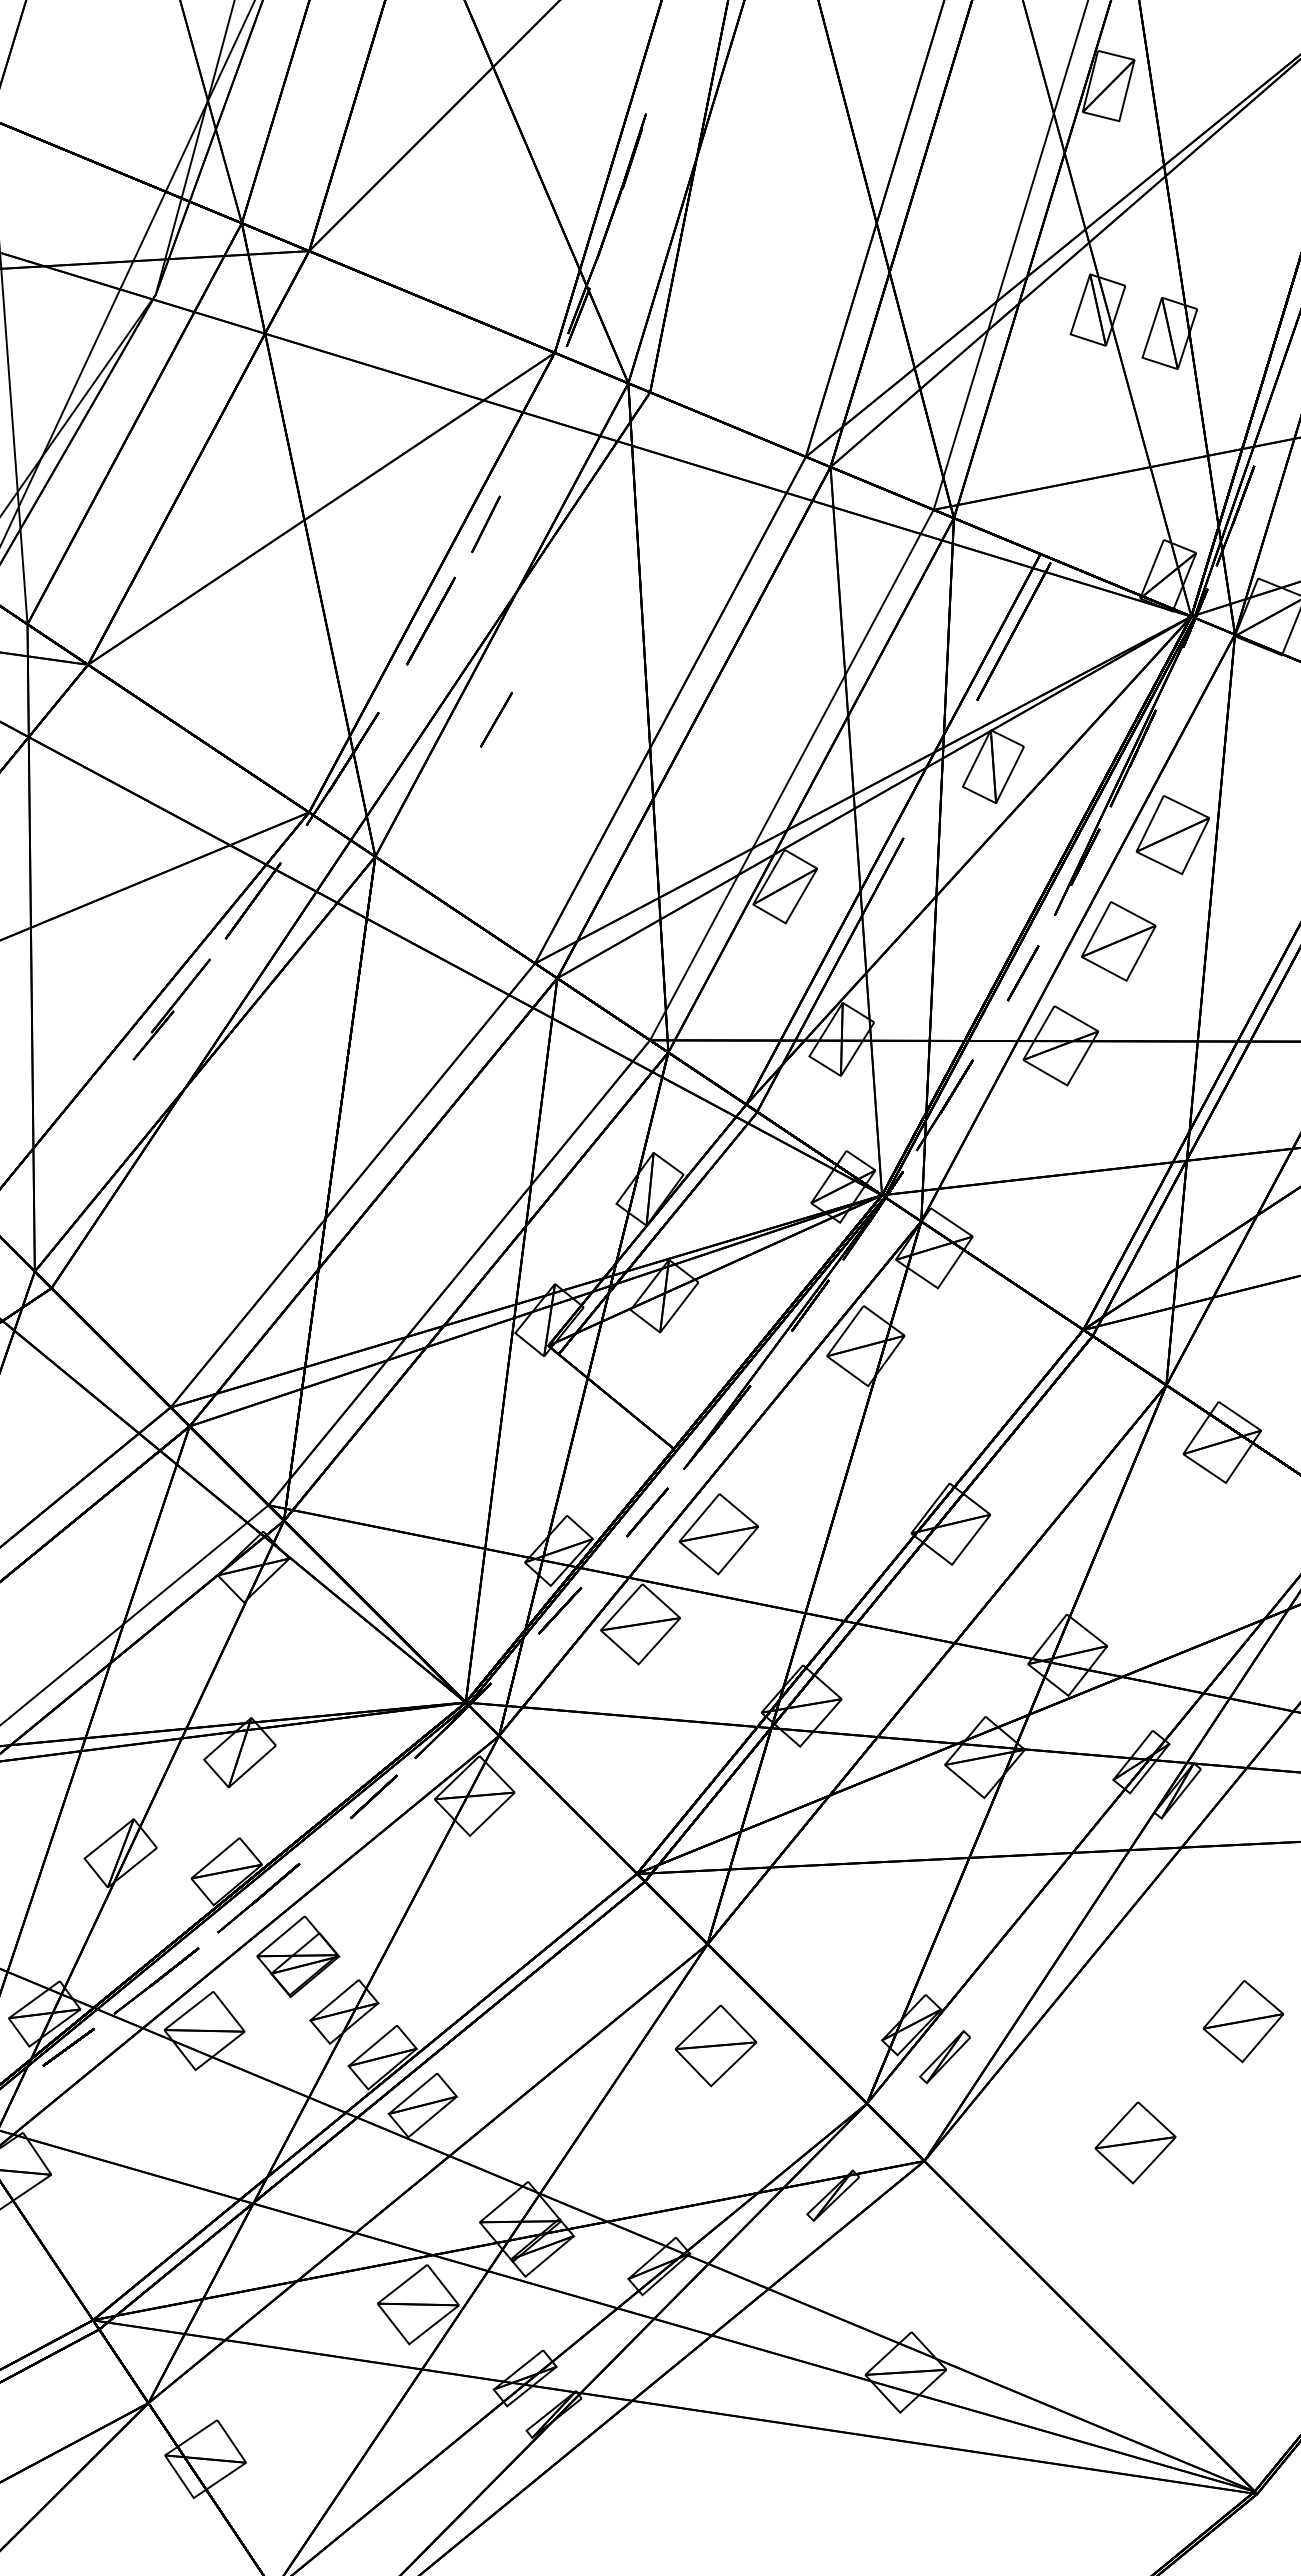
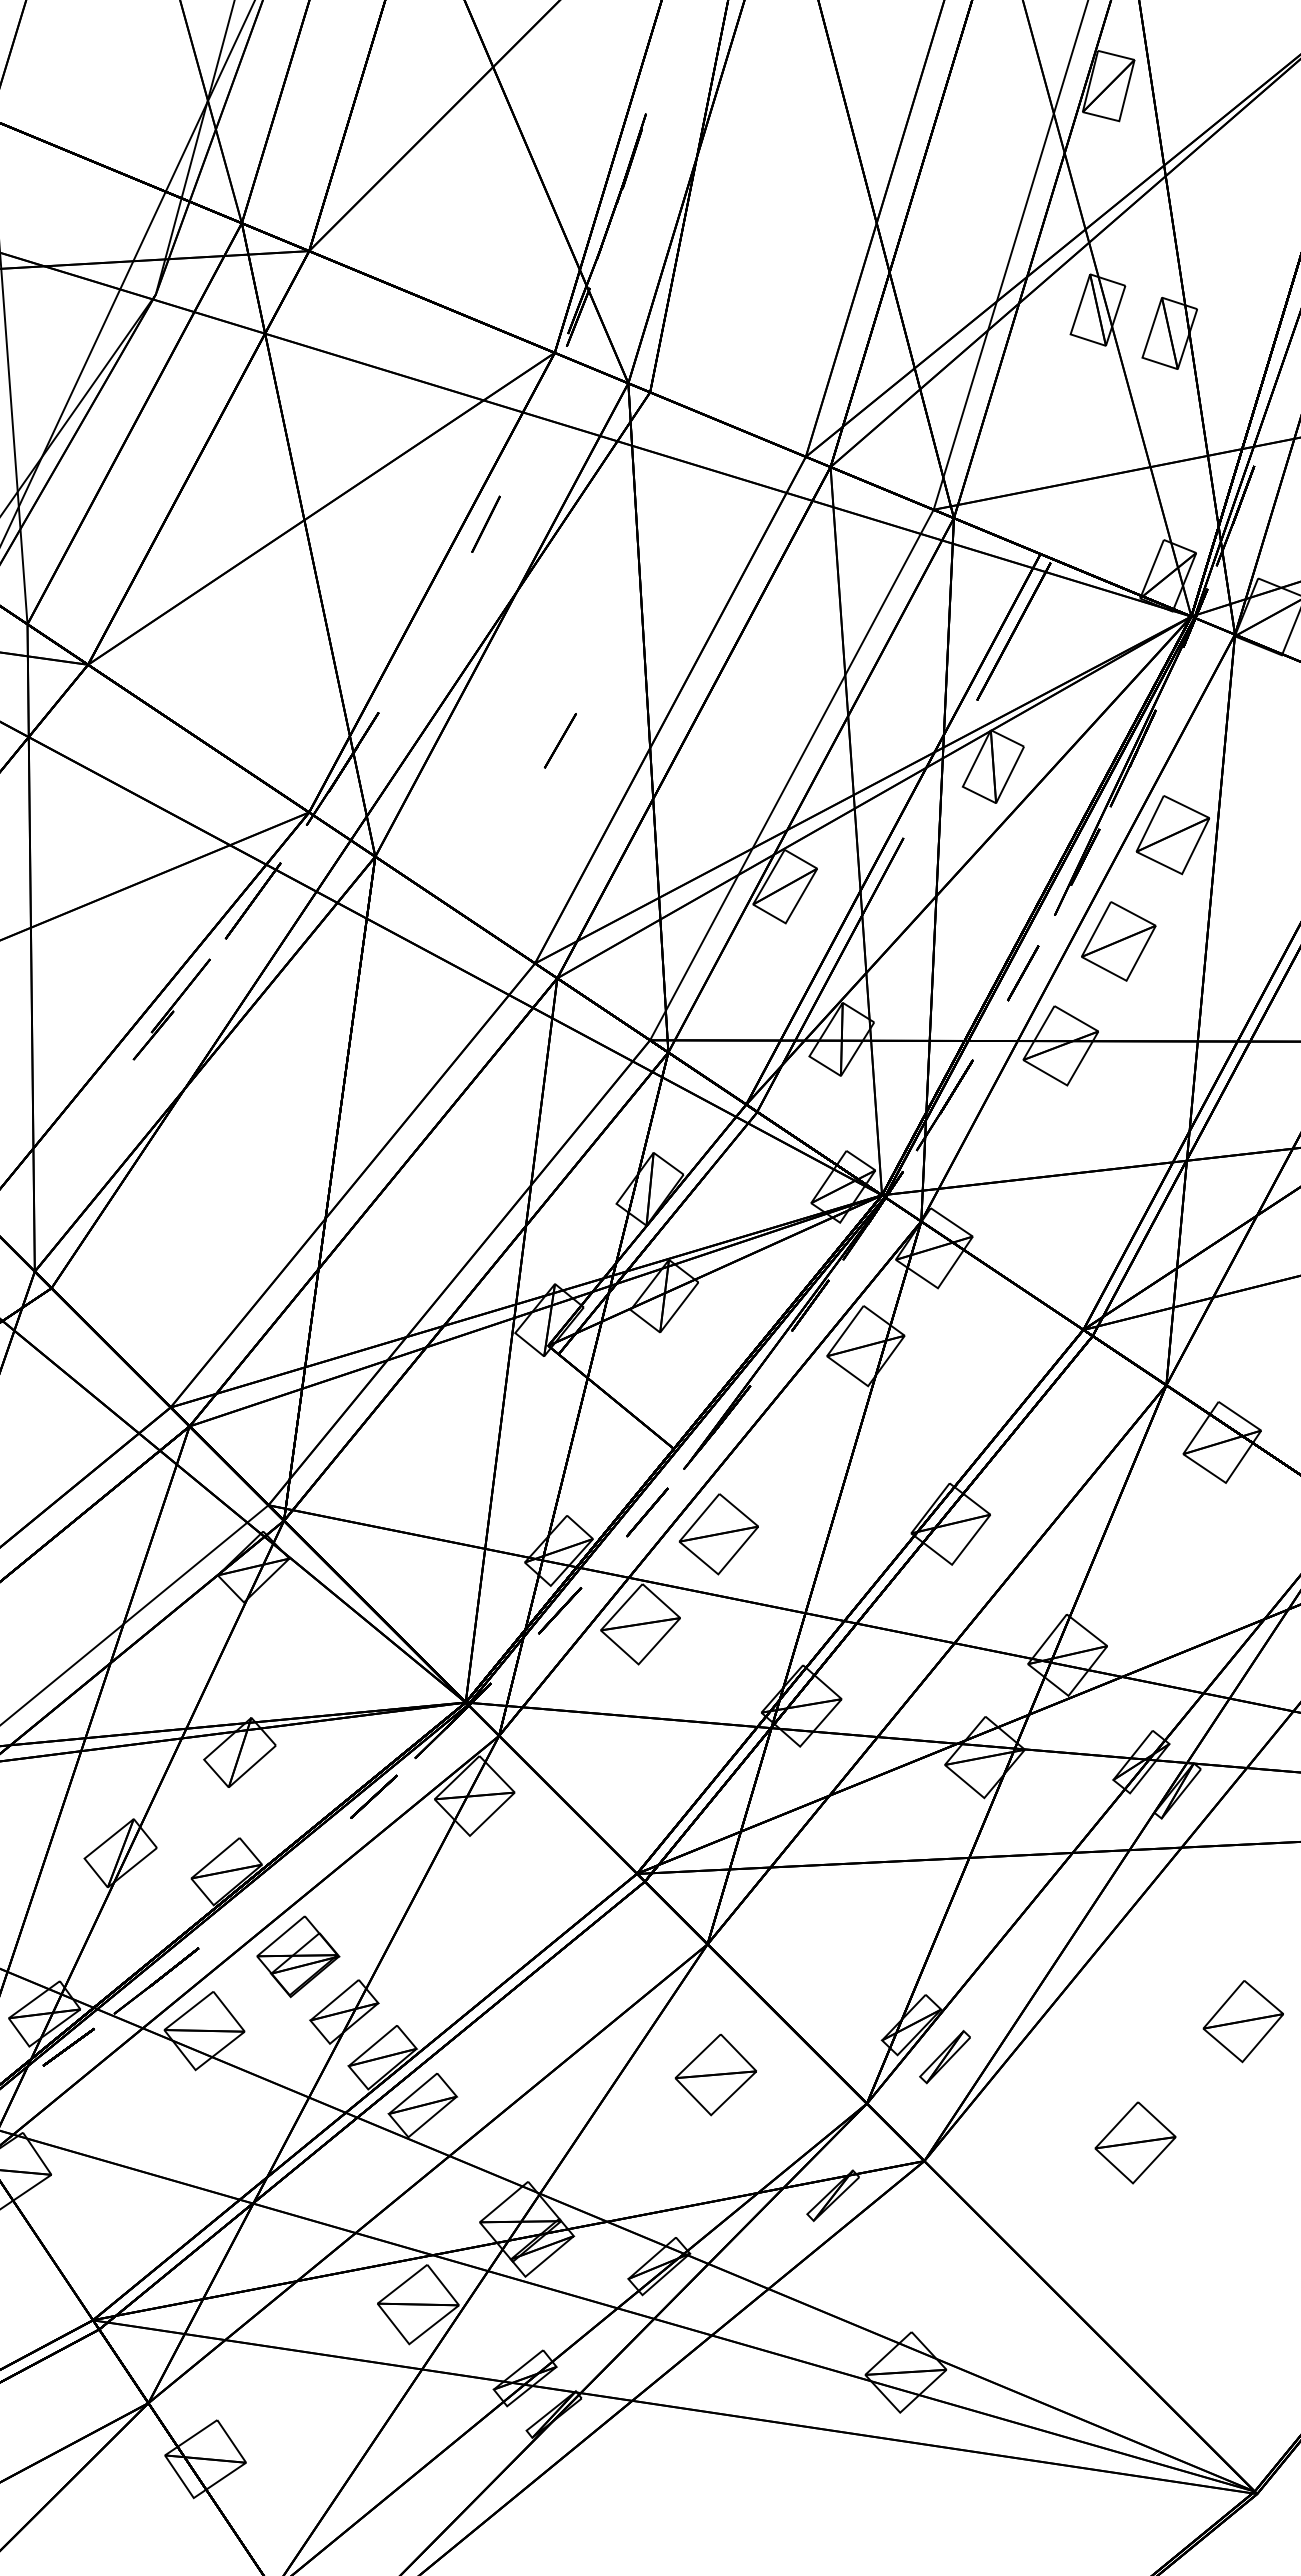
line: present -> none (430, 620)
line position: (496, 719) -> (560, 740) (560, 740)
line: present -> none (258, 1898)
part position: (715, 2046) -> (715, 2075) (715, 2075)
